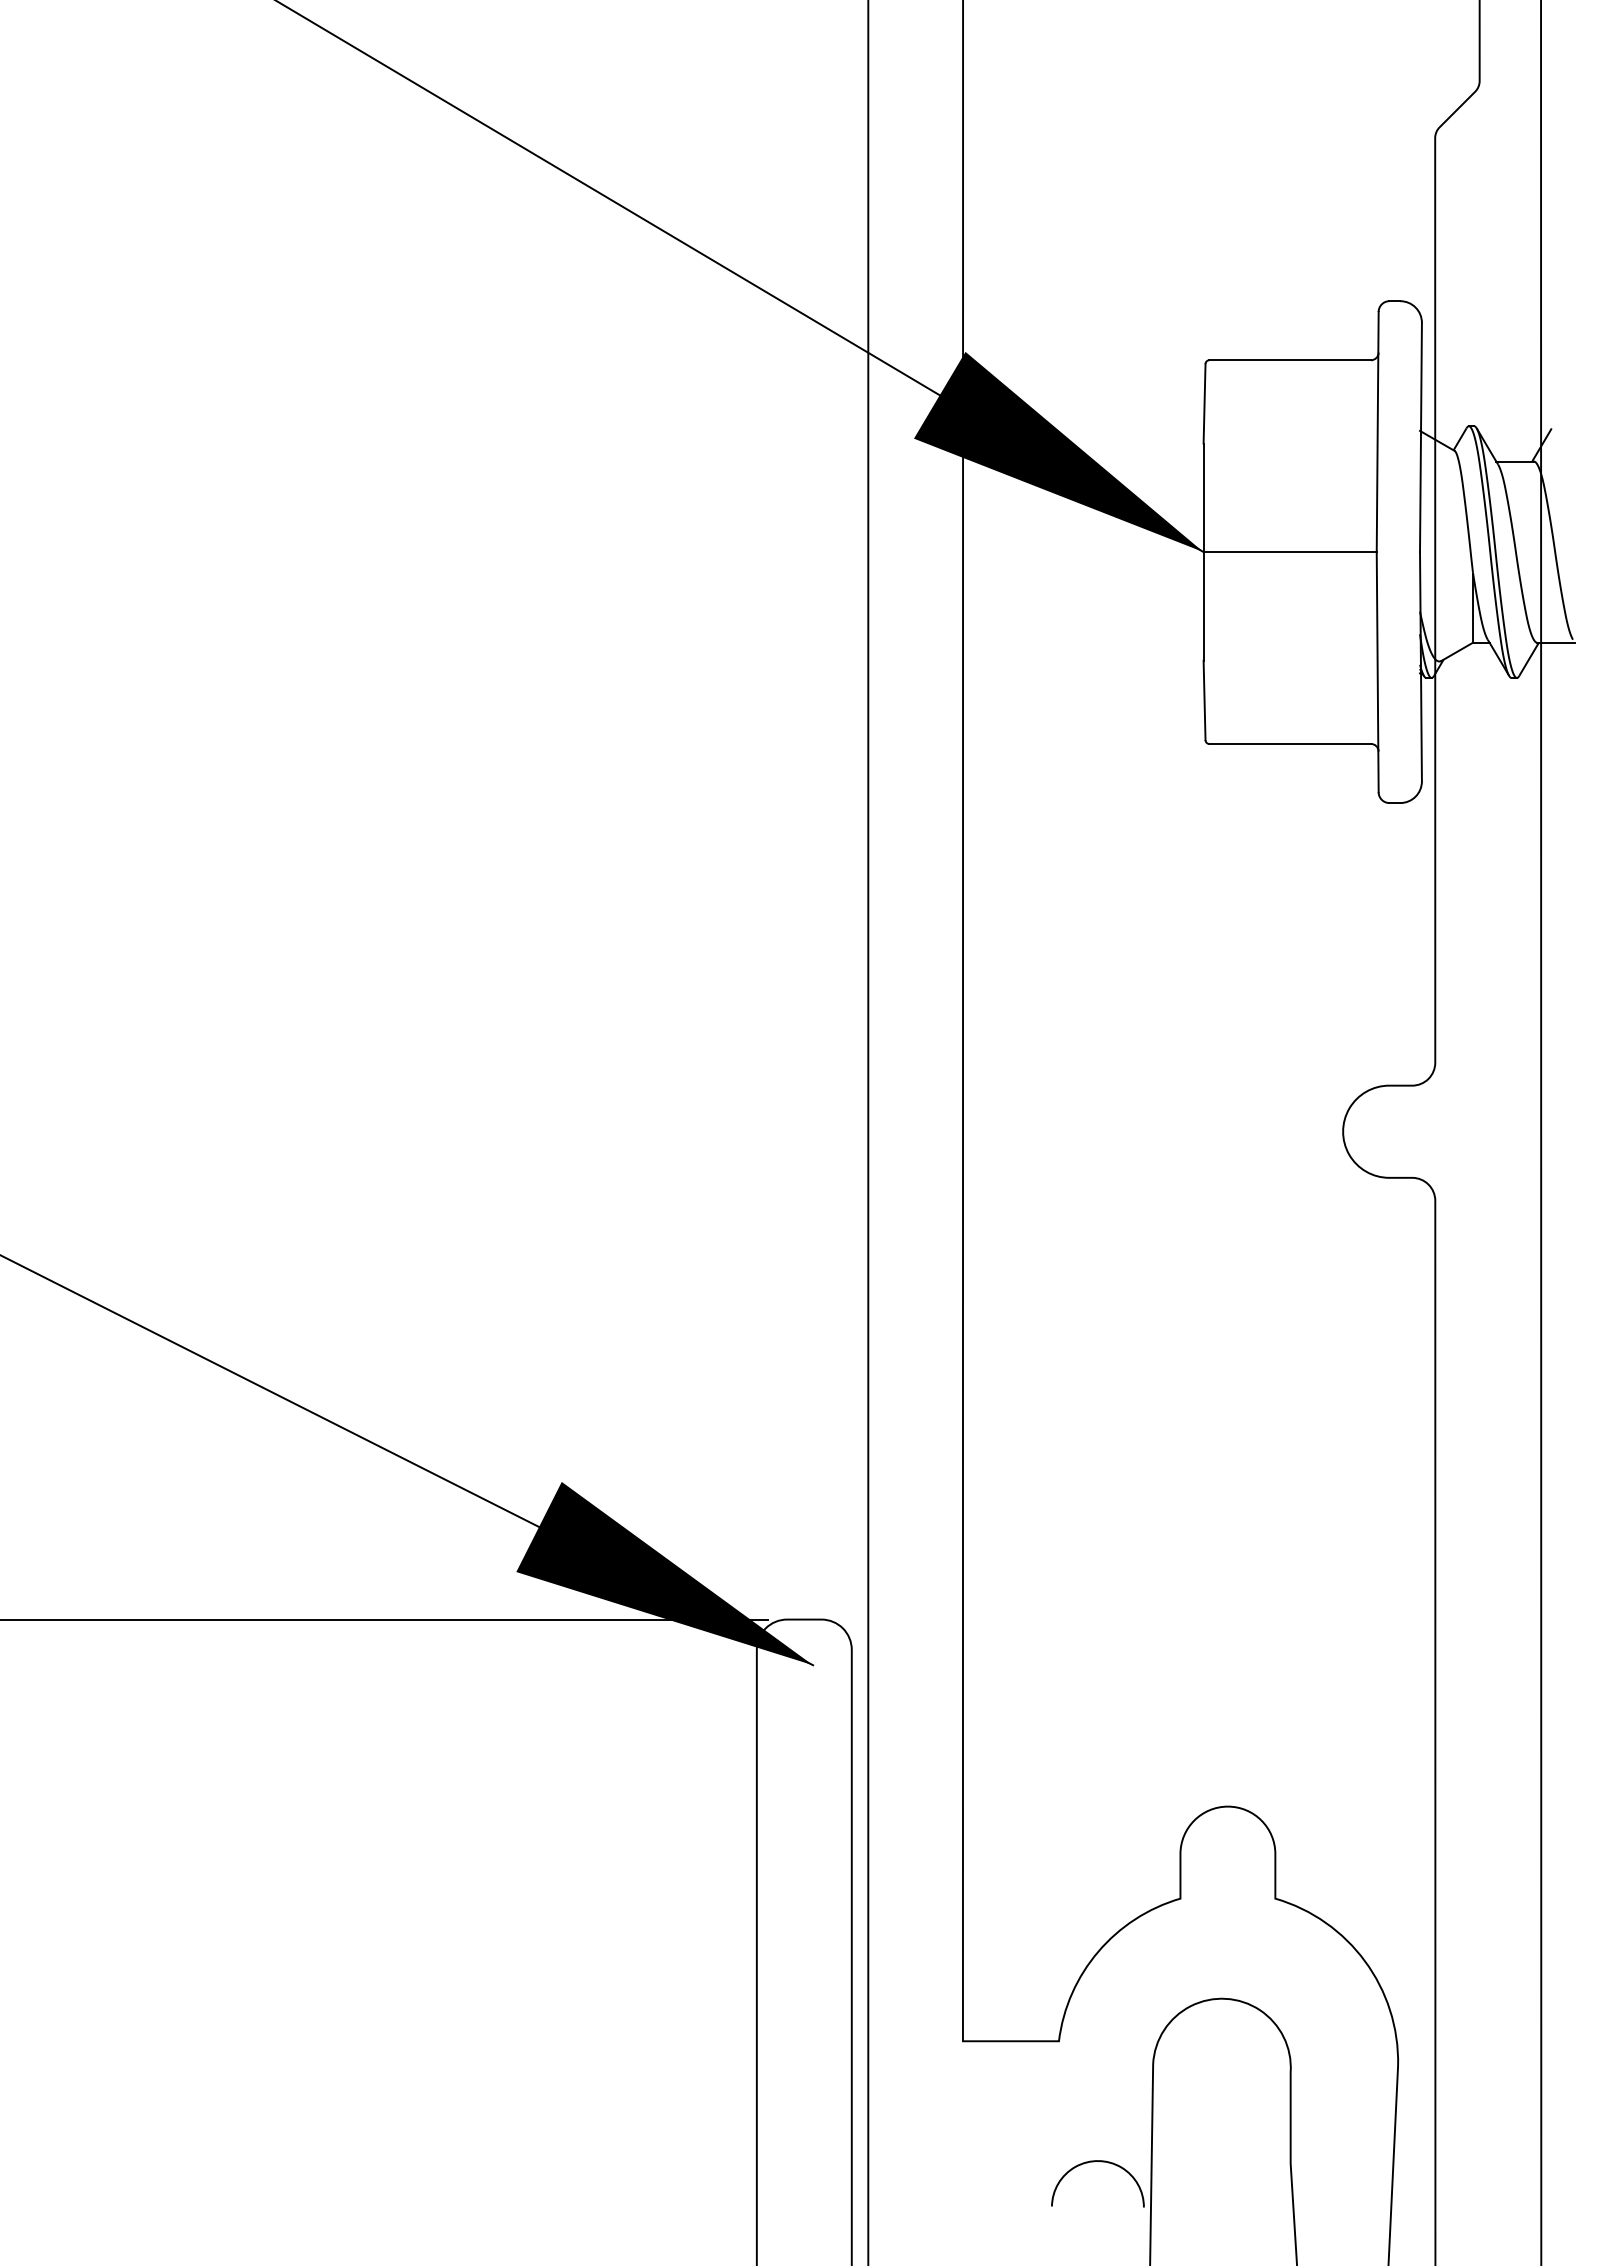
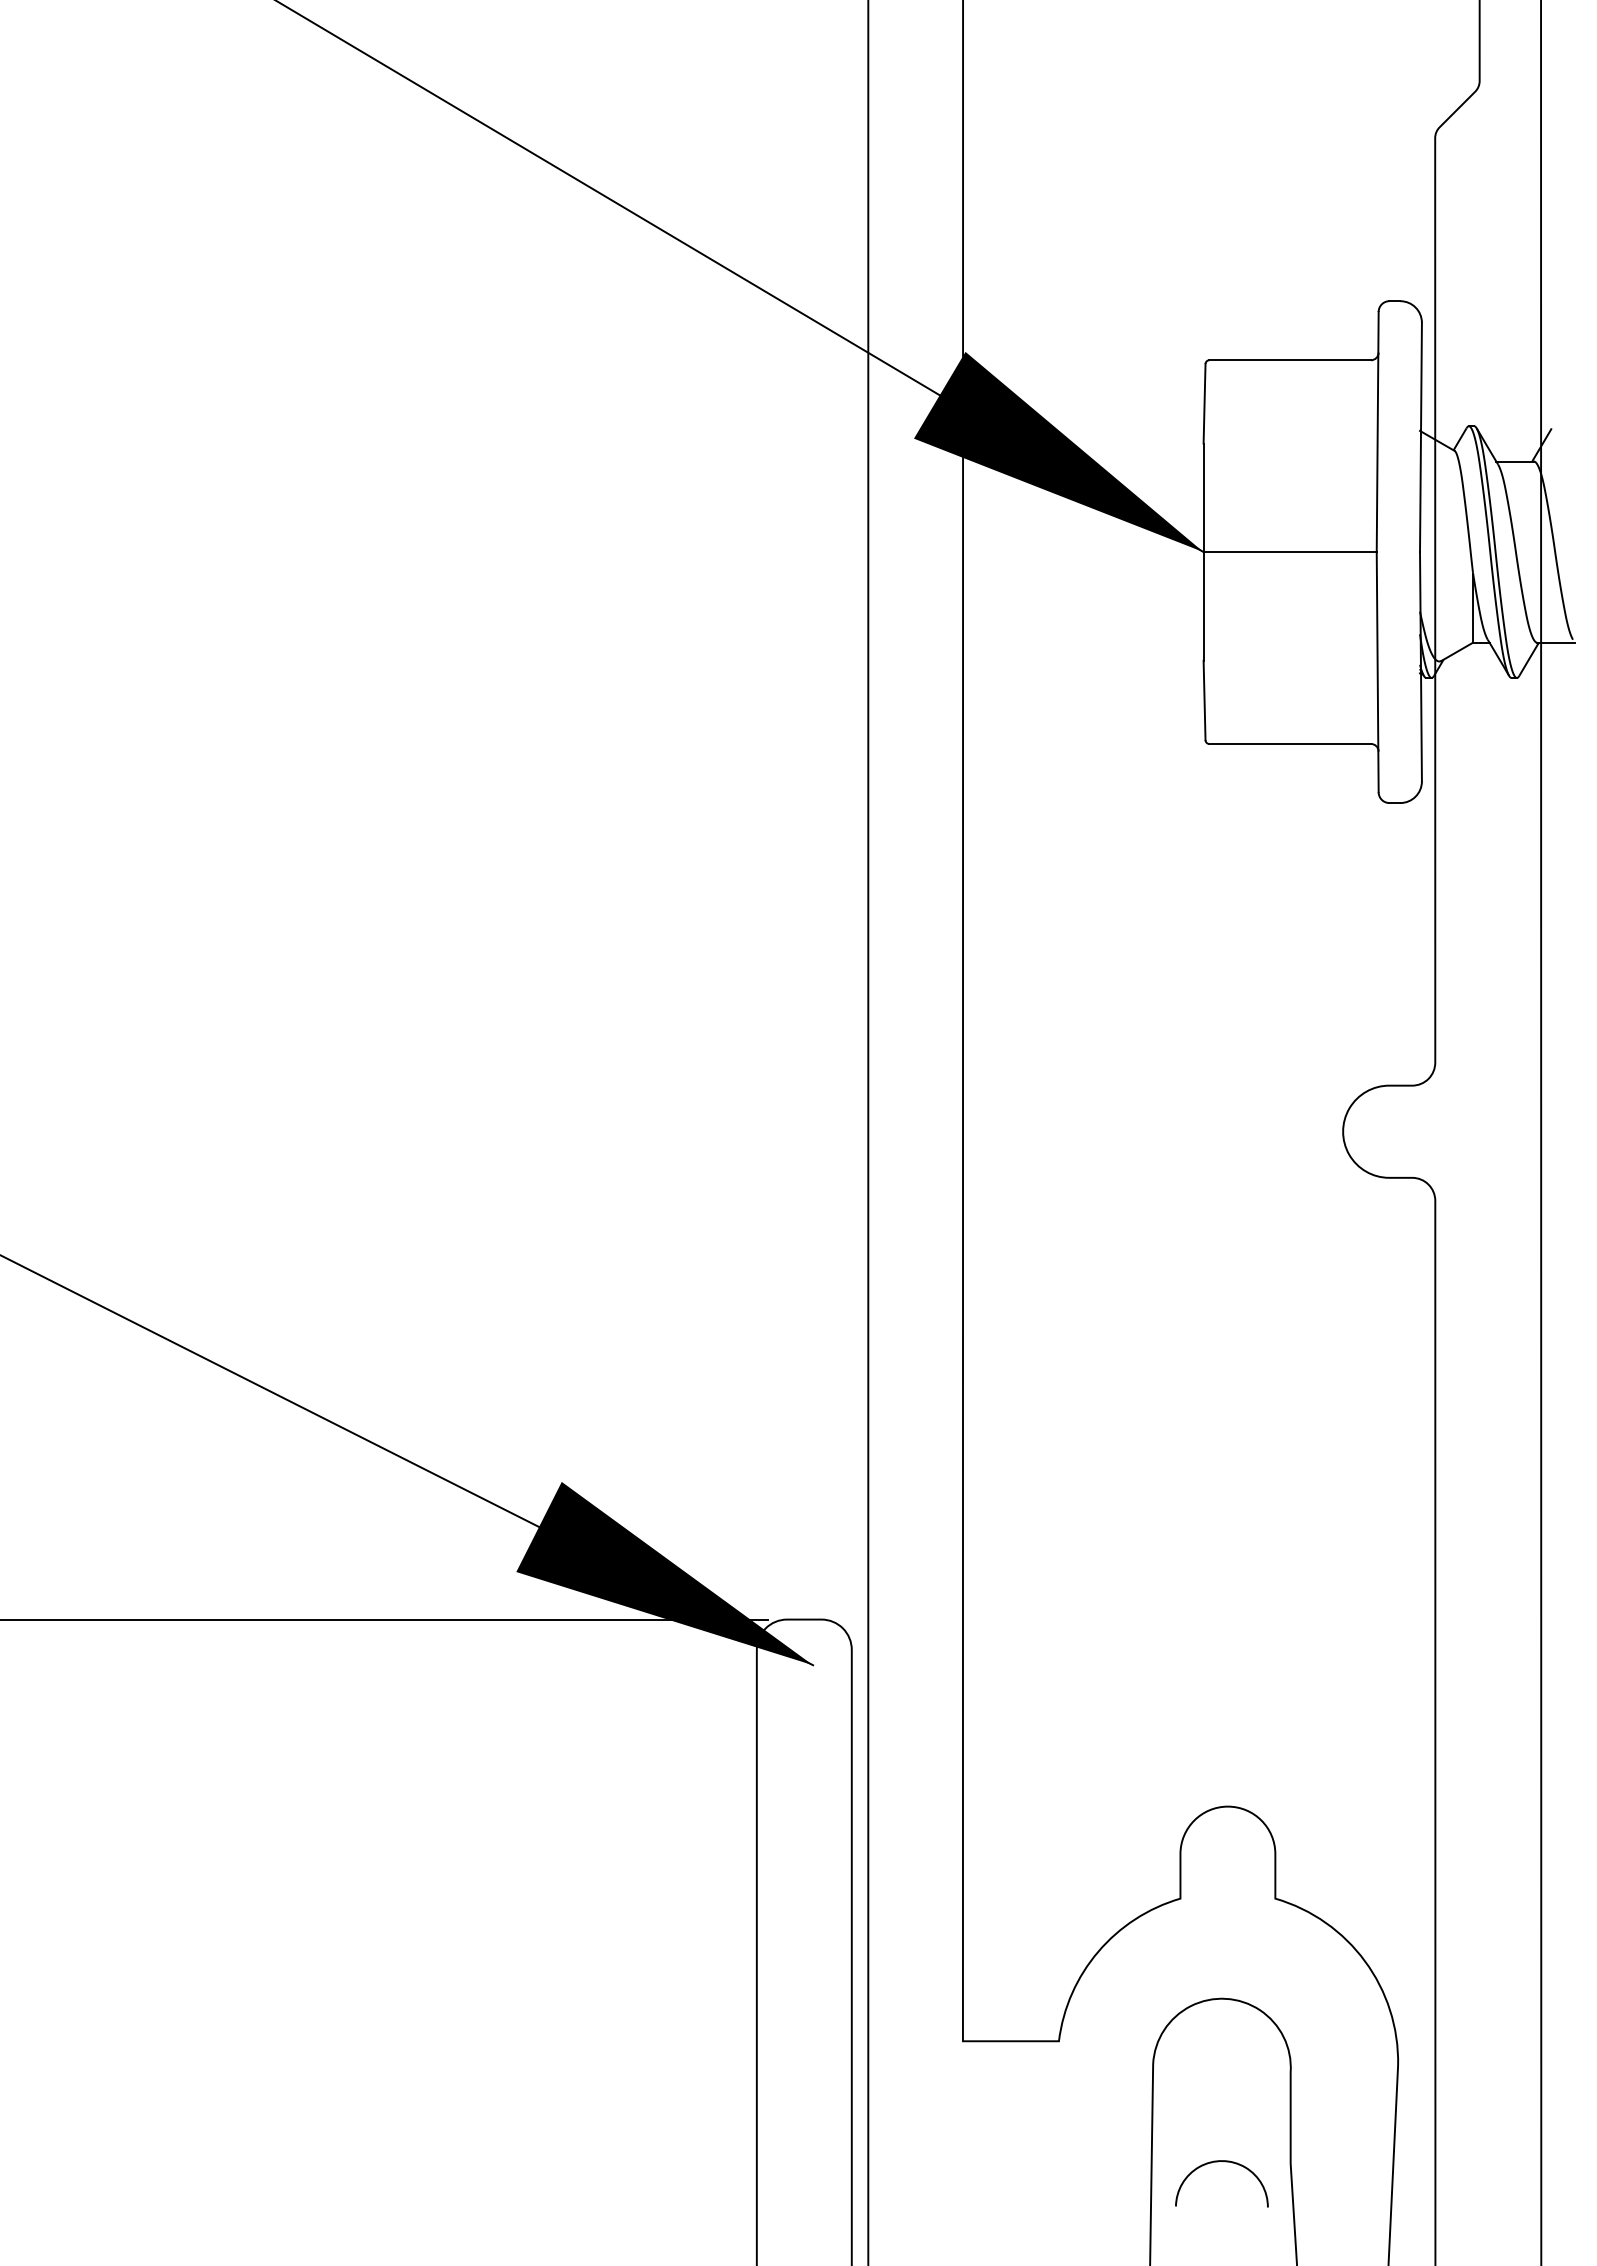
curve position: (1094, 2162) -> (1218, 2162) (1218, 2162)
